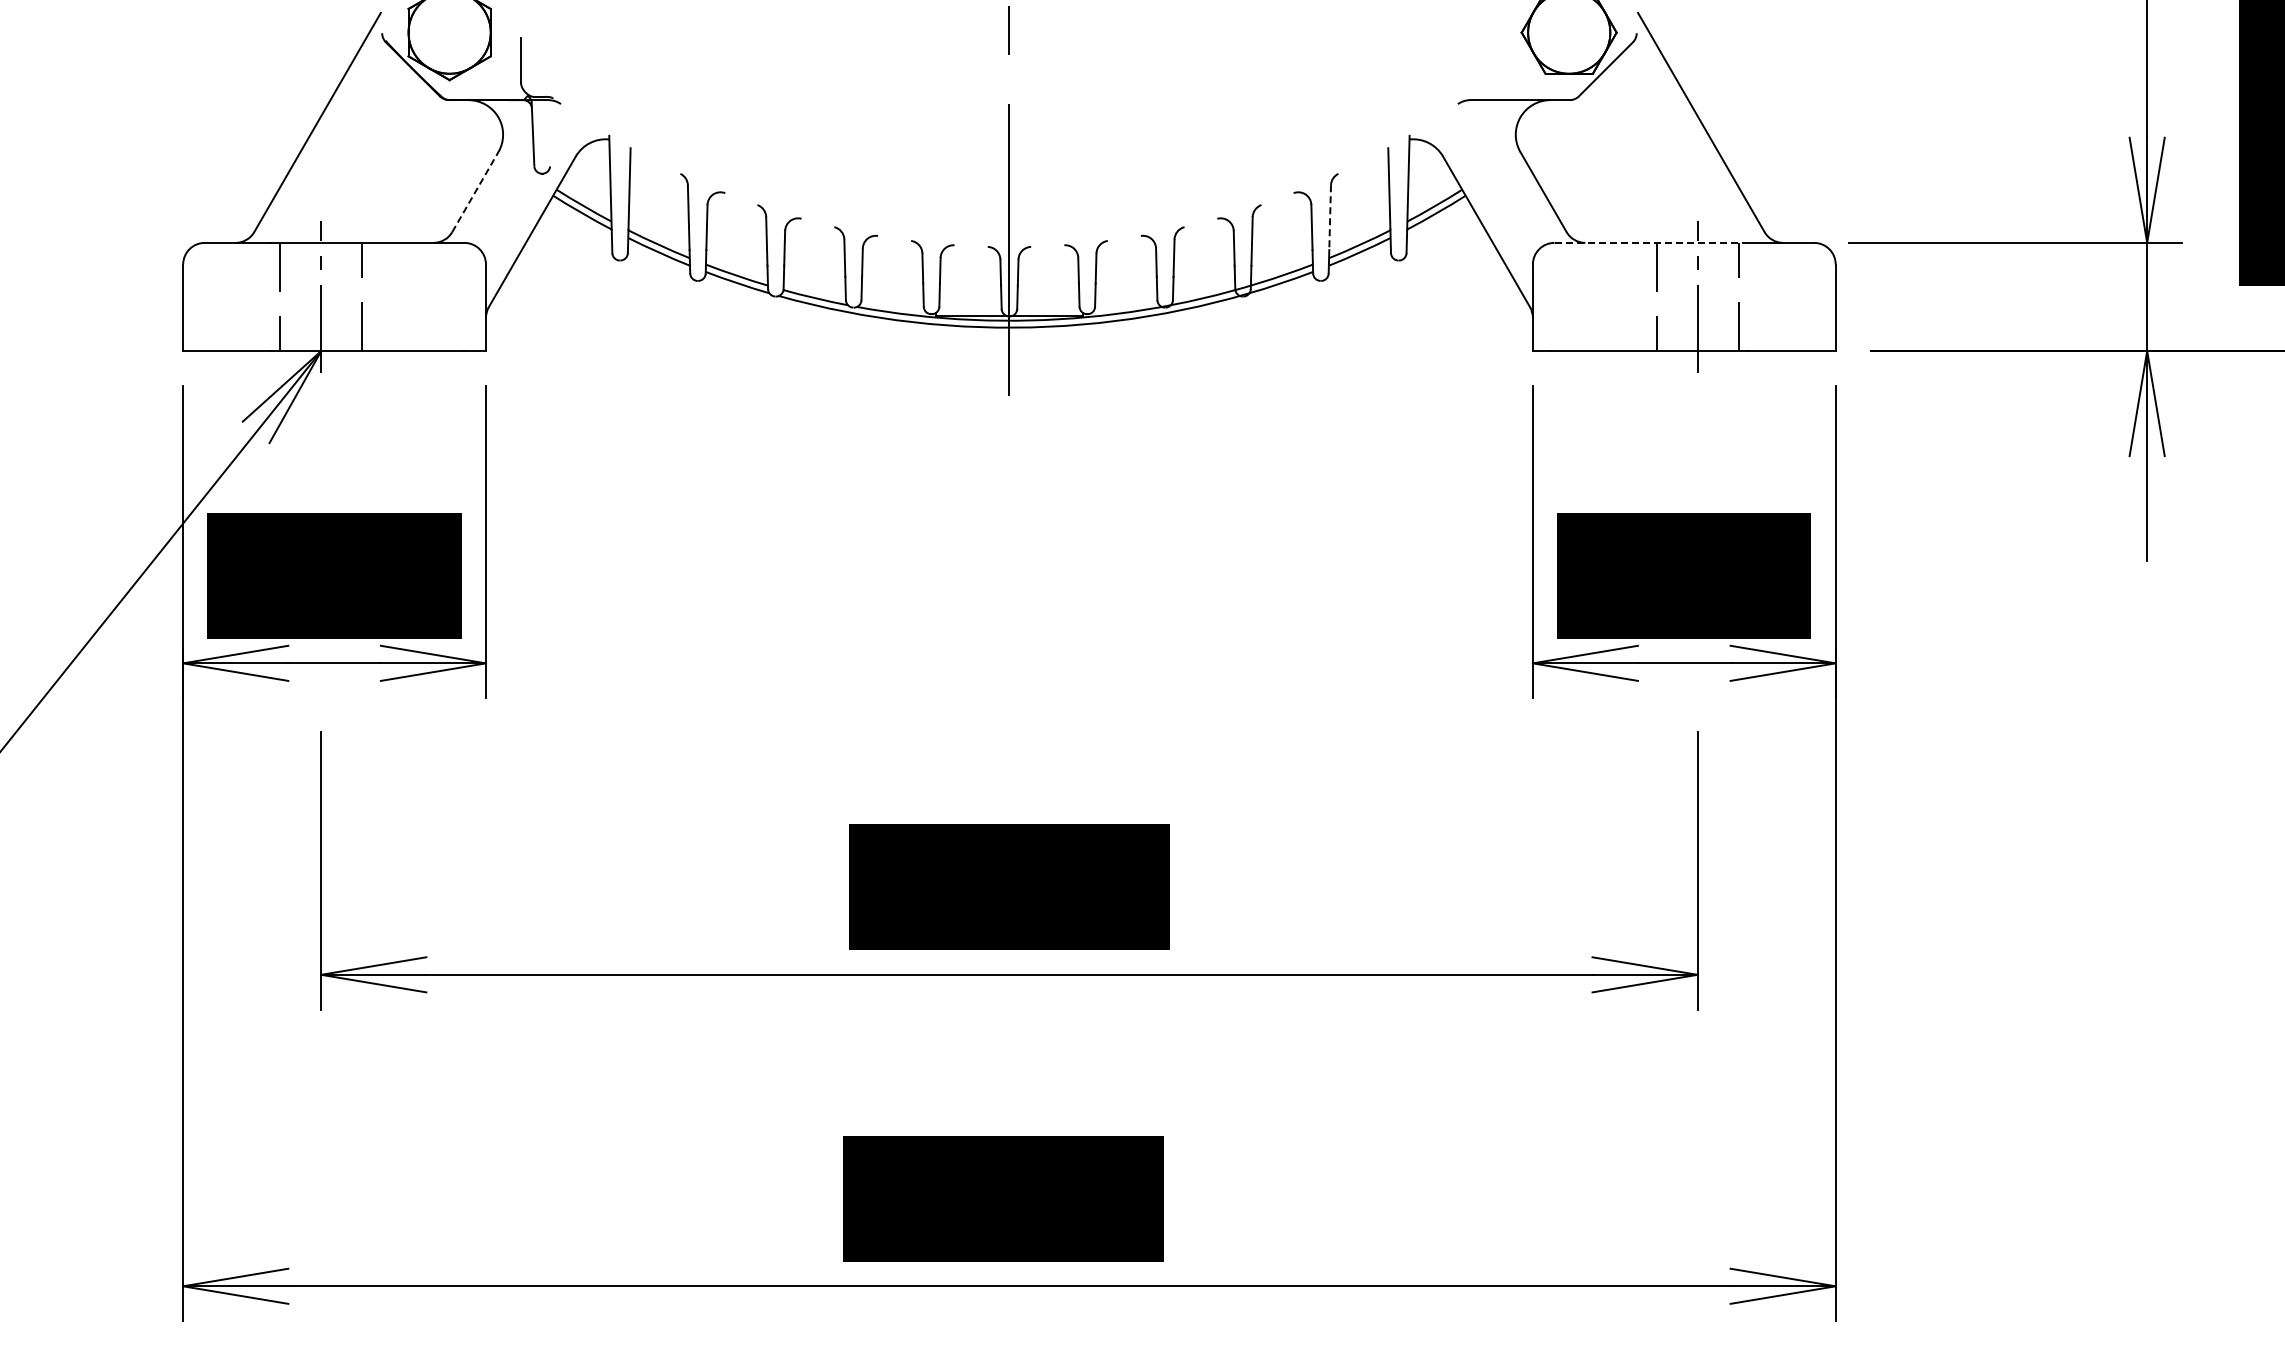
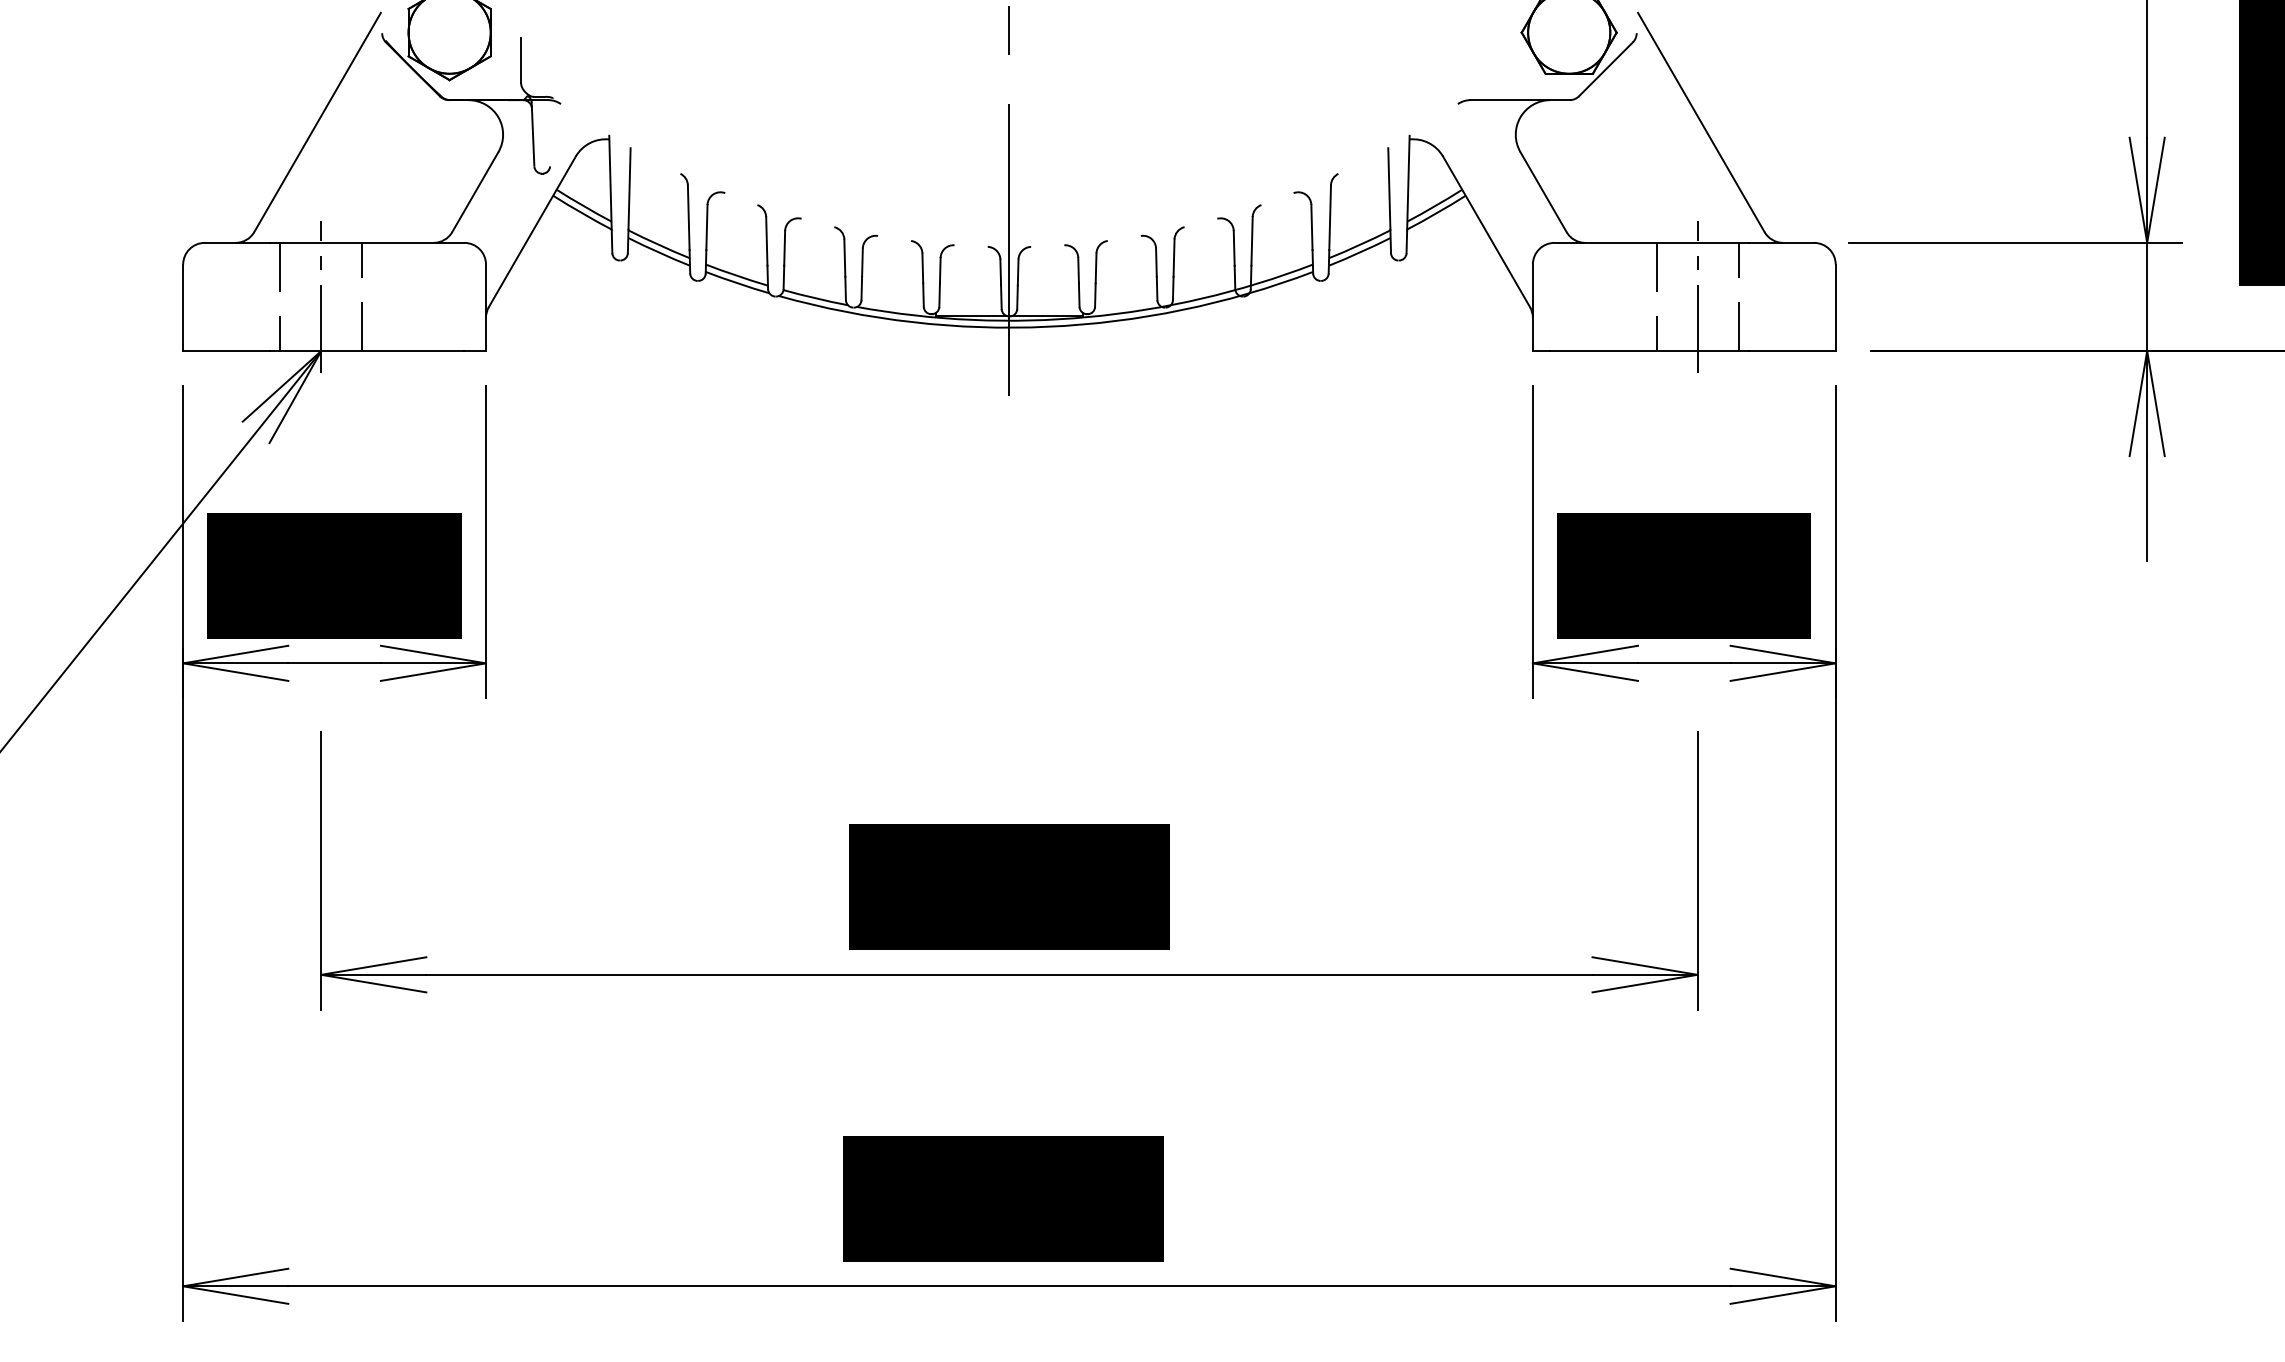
line: dashed -> solid (475, 191)
line: dashed -> solid (1330, 218)
line: dashed -> solid (1652, 242)
